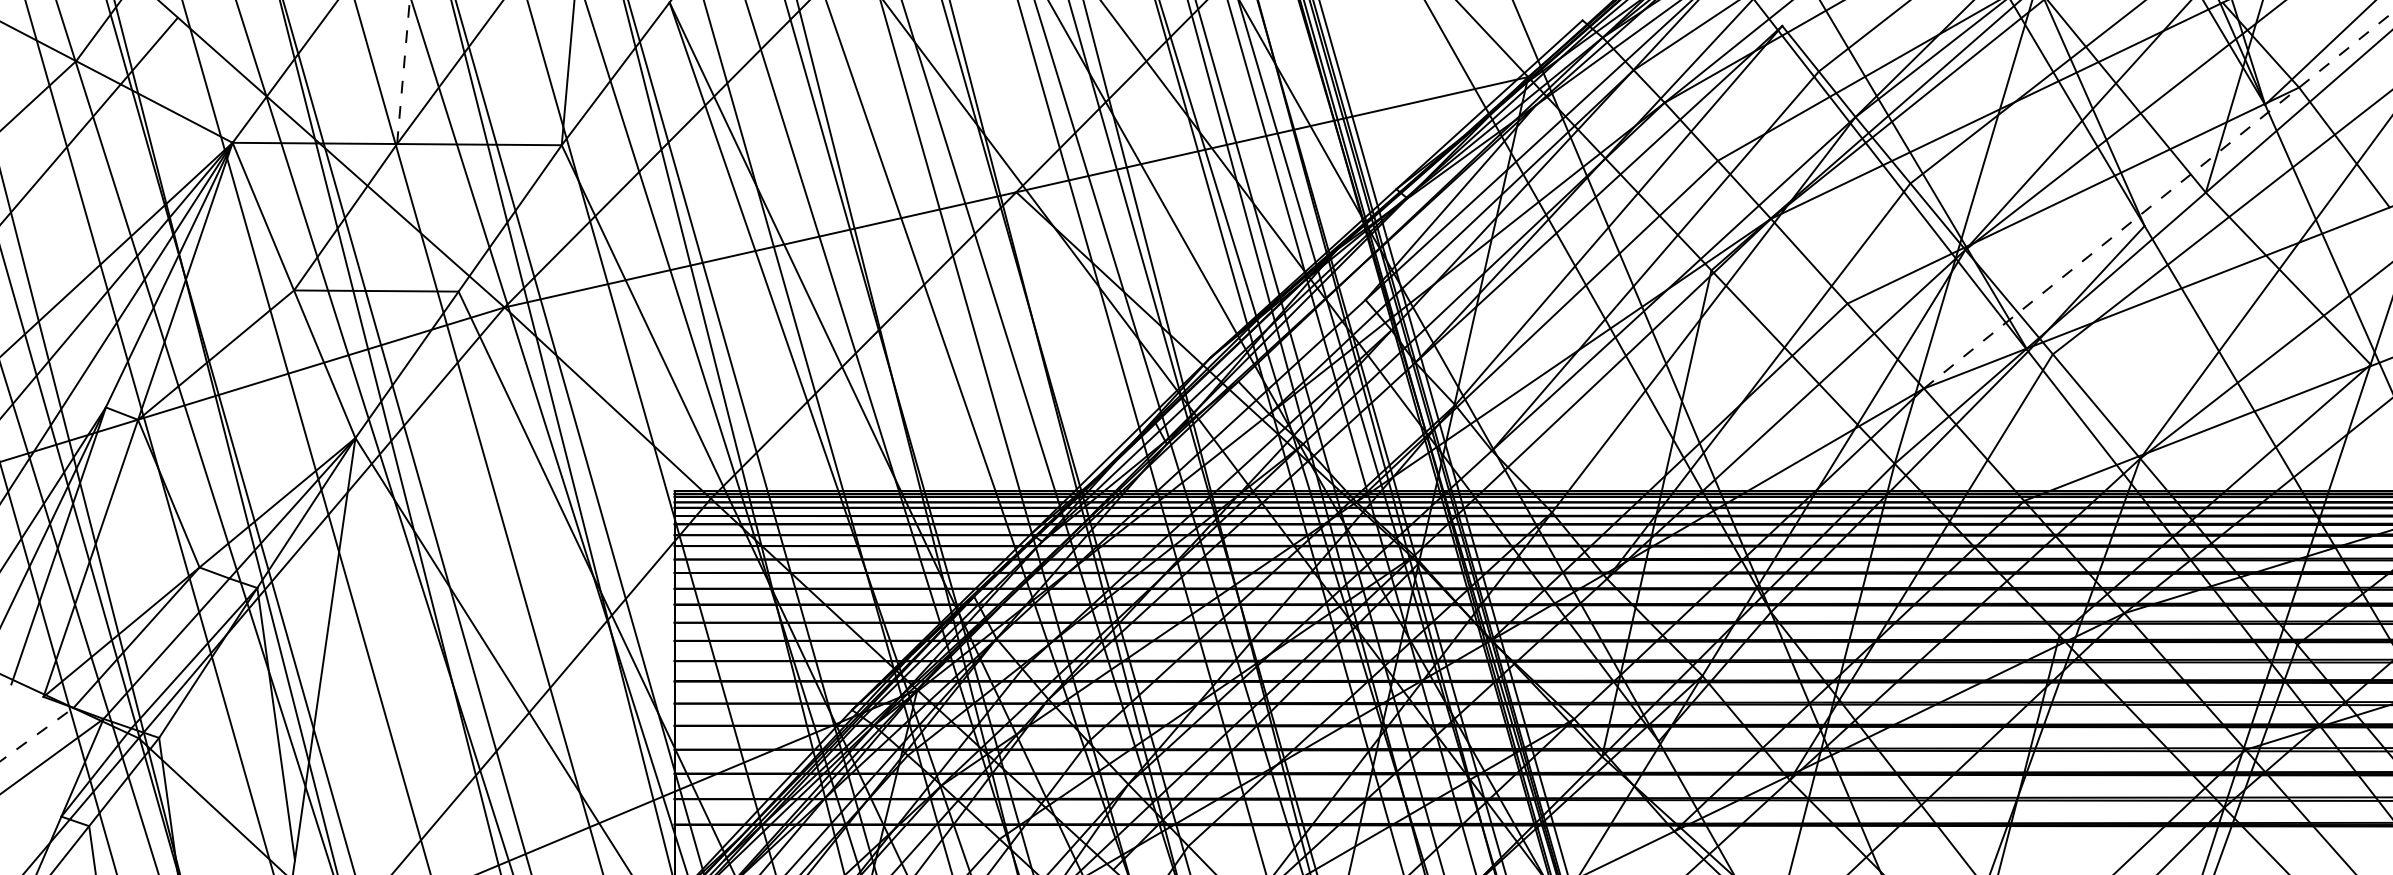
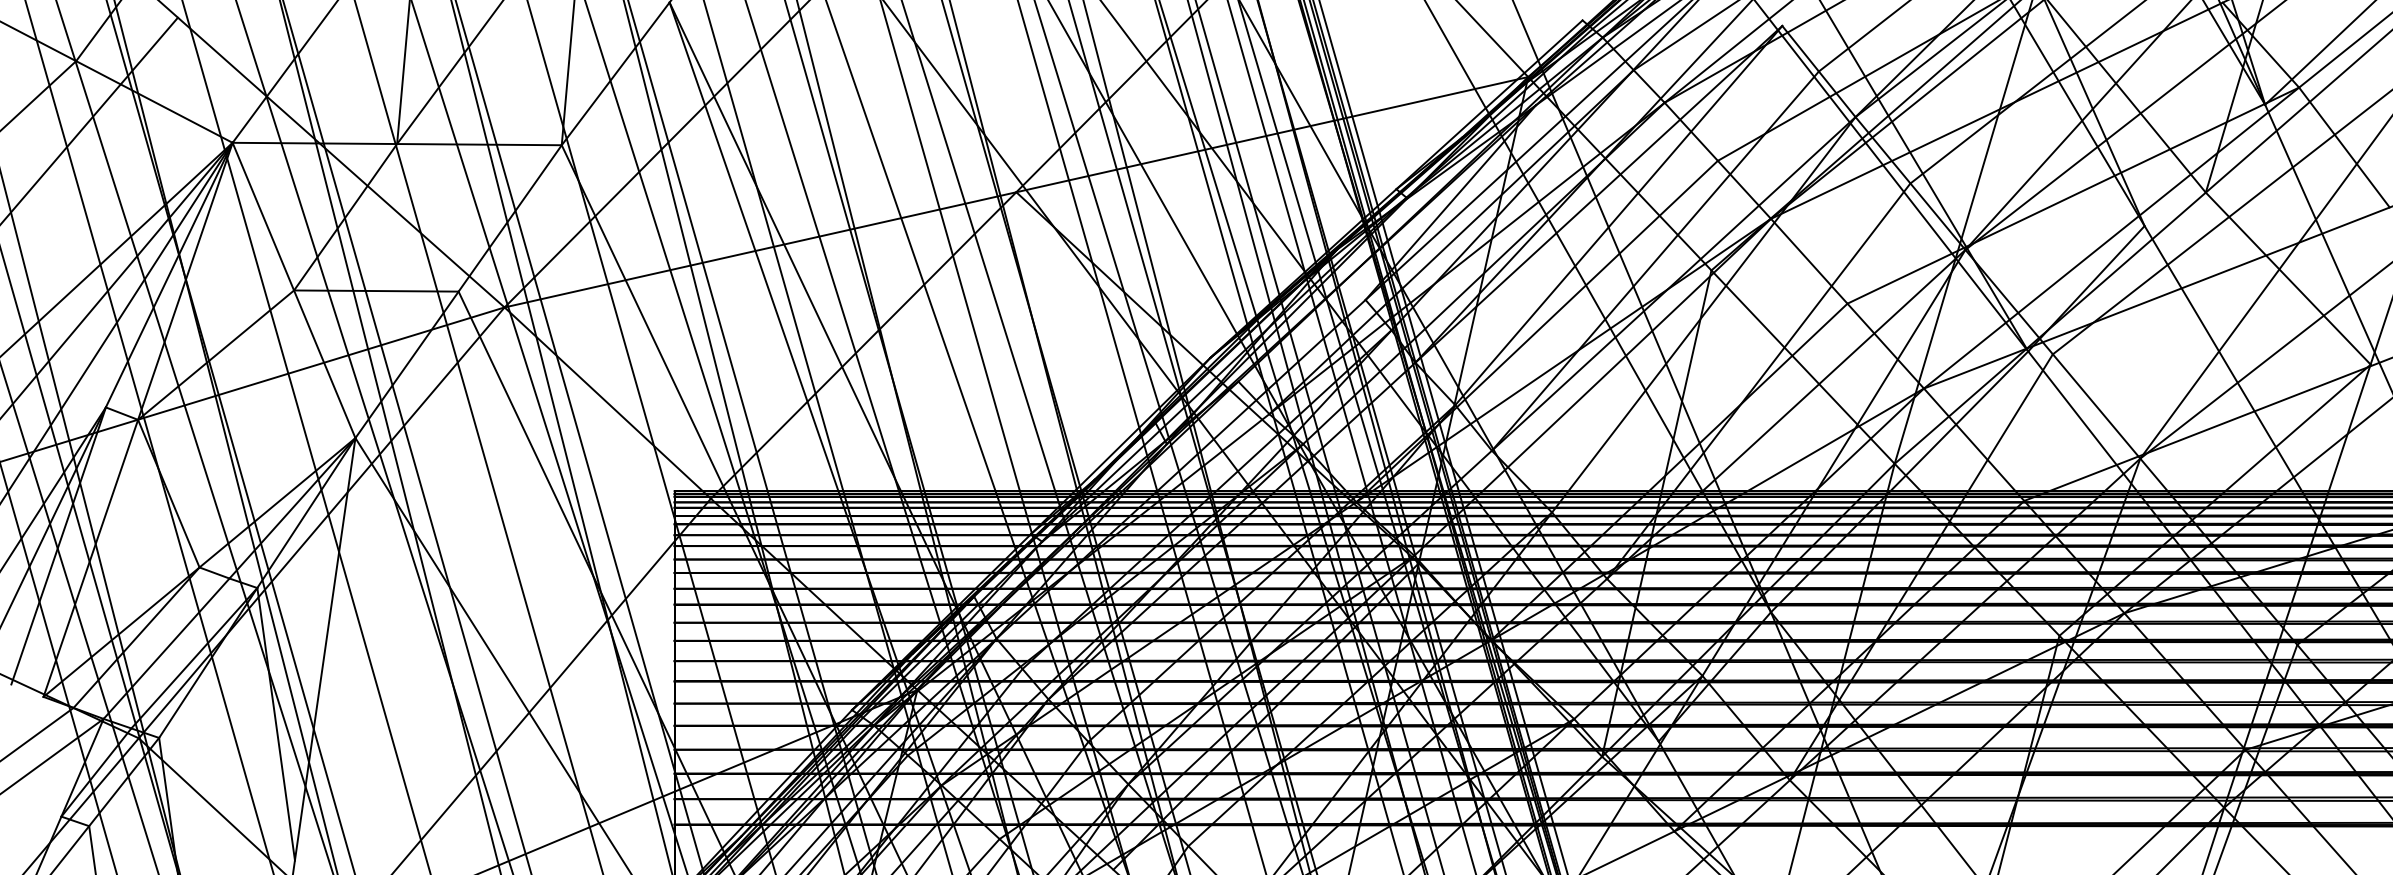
line: dashed -> solid (403, 72)
line: dashed -> solid (2158, 200)
line: dashed -> solid (37, 734)
